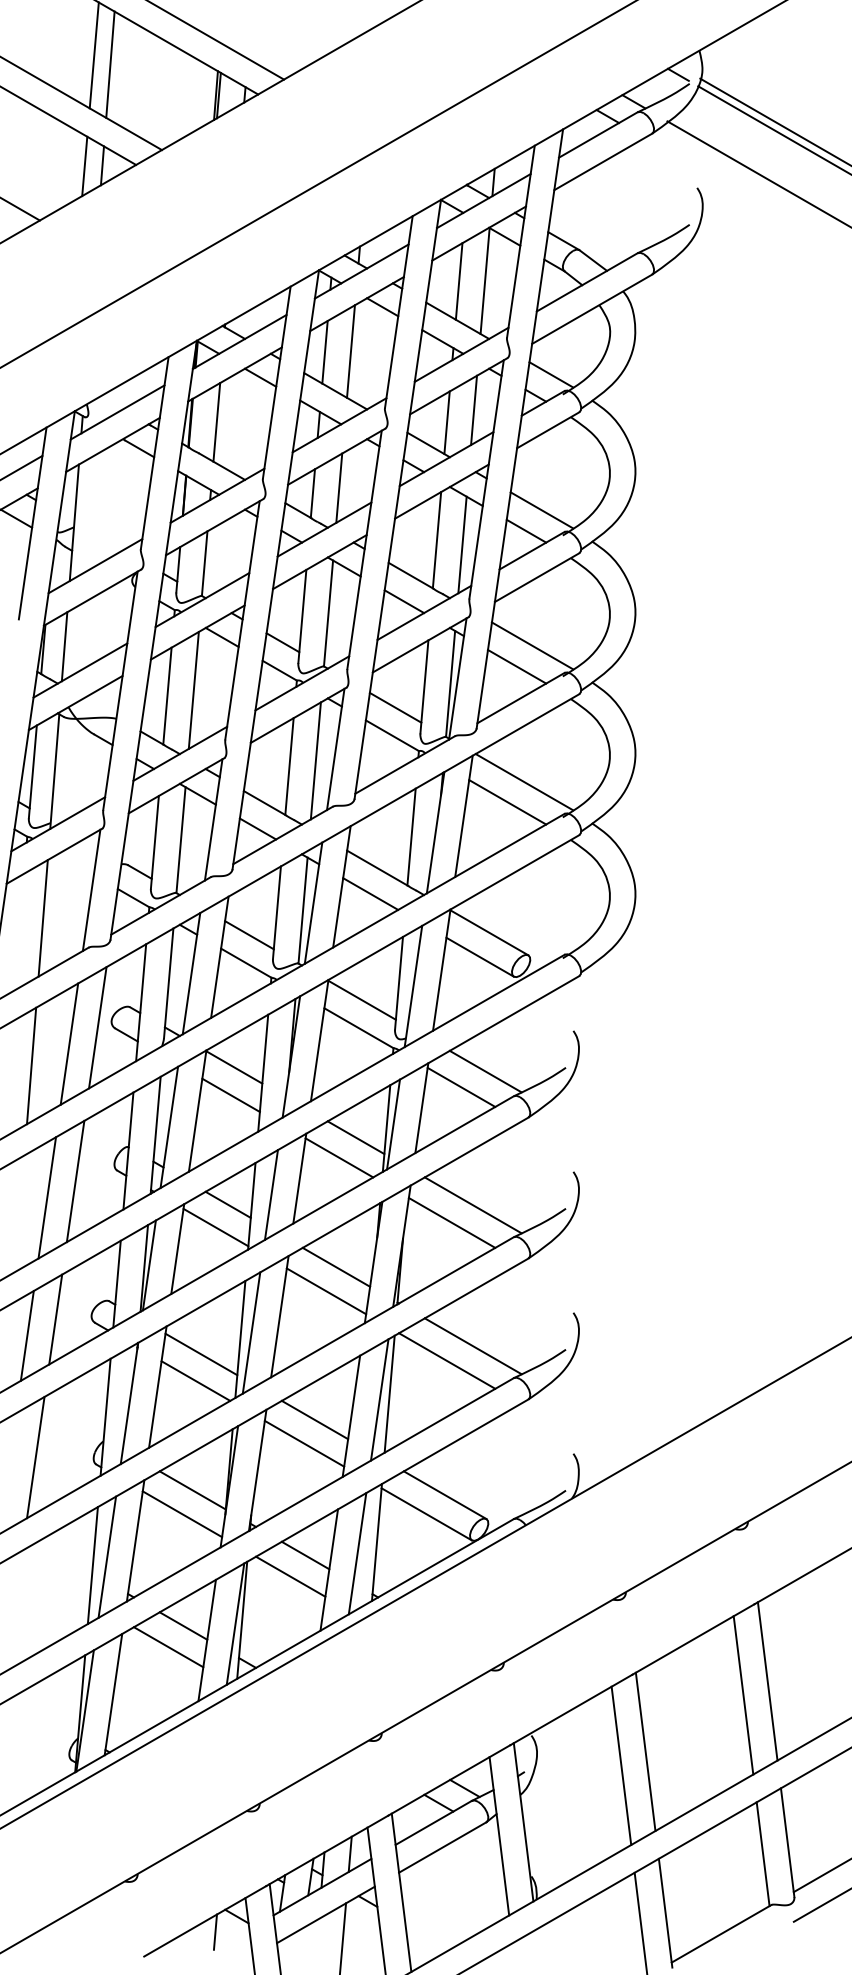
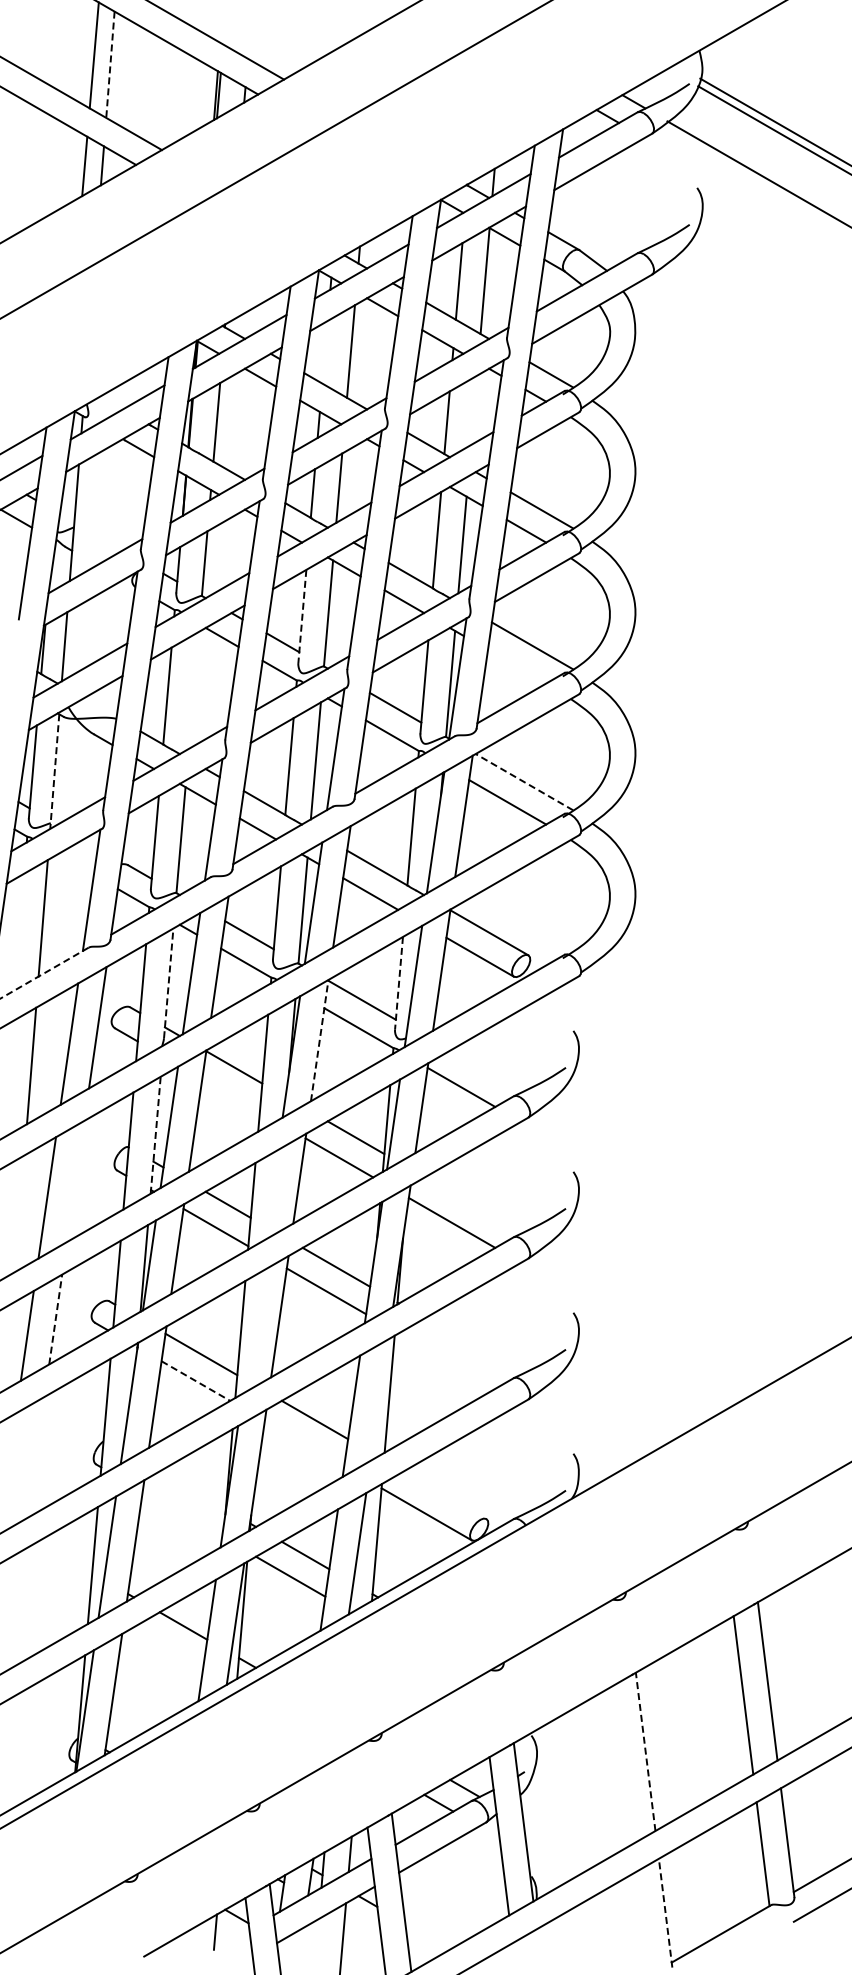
line: solid -> dashed (110, 65)
line: present -> none (677, 74)
line position: (318, 184) -> (275, 159) (275, 159)
line: present -> none (20, 209)
line: present -> none (324, 351)
line: present -> none (474, 410)
line: solid -> dashed (302, 616)
line: present -> none (516, 666)
line: present -> none (193, 689)
line: solid -> dashed (54, 772)
line: solid -> dashed (524, 781)
line: solid -> dashed (44, 973)
line: solid -> dashed (168, 982)
line: solid -> dashed (399, 983)
line: solid -> dashed (319, 1040)
line: present -> none (485, 1071)
line: present -> none (230, 1094)
line: solid -> dashed (155, 1135)
line: present -> none (75, 1181)
line: present -> none (270, 1194)
line: present -> none (472, 1205)
line: solid -> dashed (55, 1319)
line: present -> none (251, 1332)
line: present -> none (472, 1346)
line: present -> none (447, 1360)
line: solid -> dashed (195, 1381)
line: present -> none (379, 1399)
line: present -> none (304, 1443)
line: present -> none (35, 1457)
line: present -> none (192, 1490)
line: present -> none (444, 1495)
line: present -> none (182, 1514)
line: present -> none (168, 1647)
line: solid -> dashed (645, 1751)
line: present -> none (621, 1765)
line: solid -> dashed (665, 1913)
line: present -> none (640, 1921)
